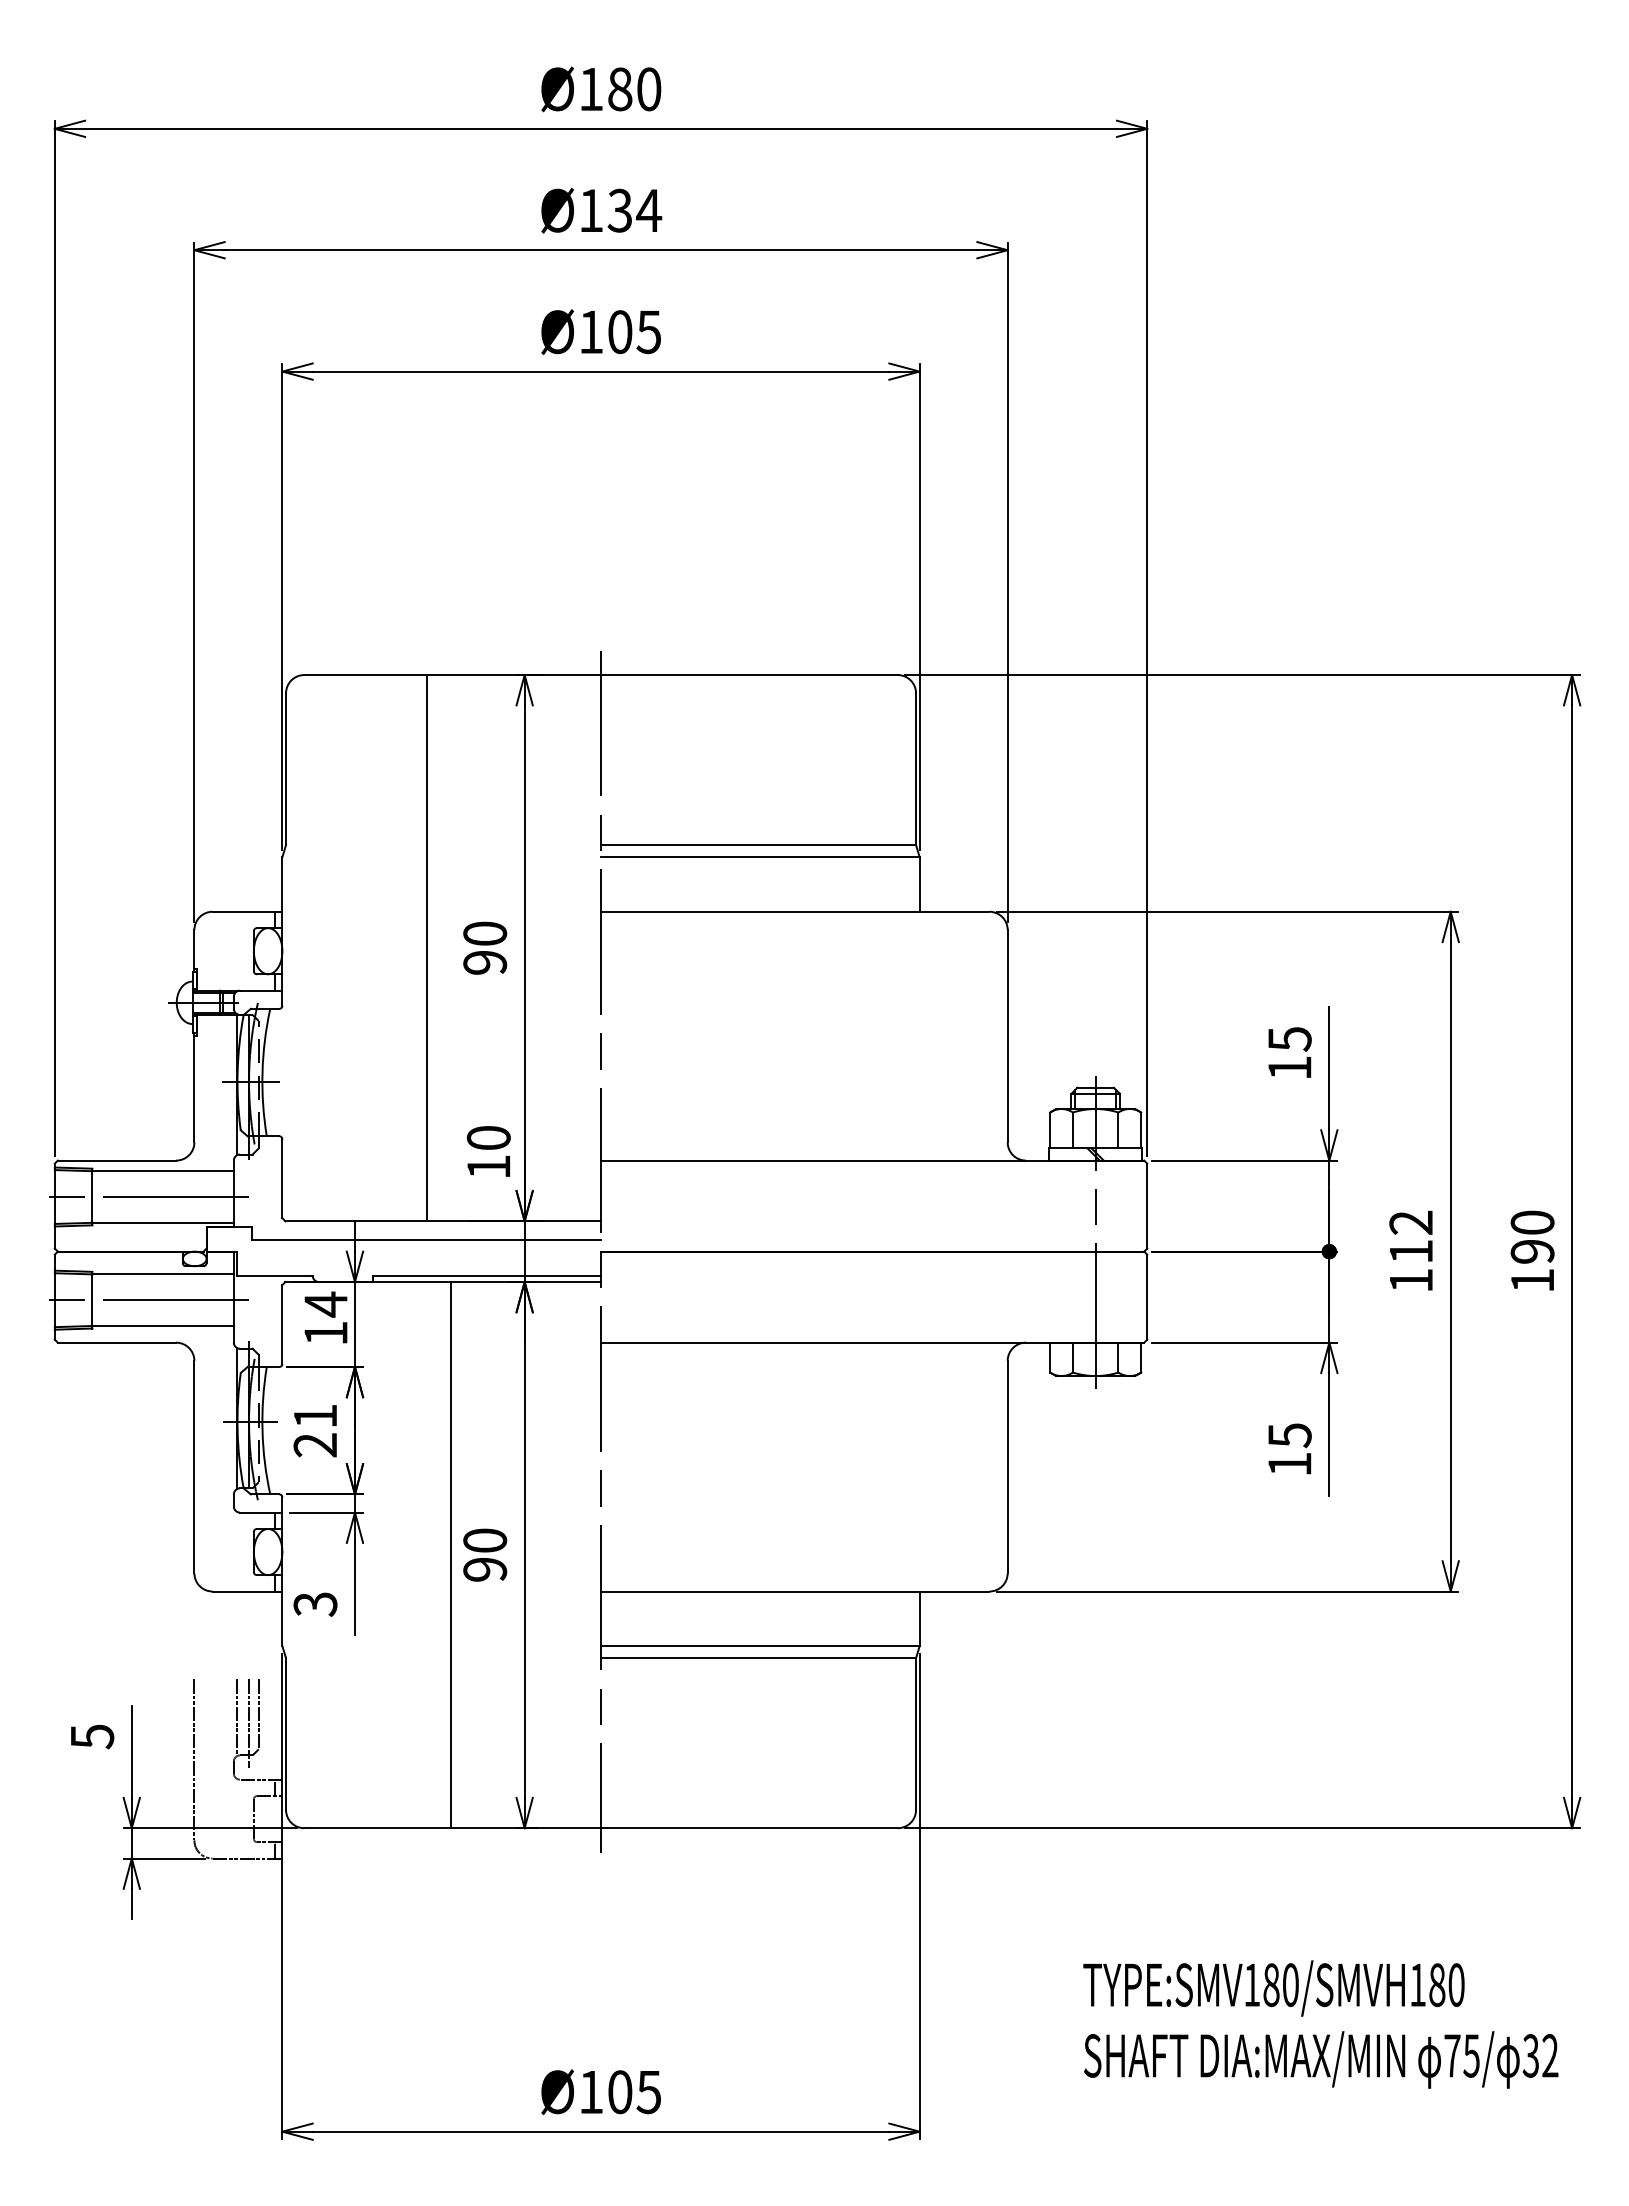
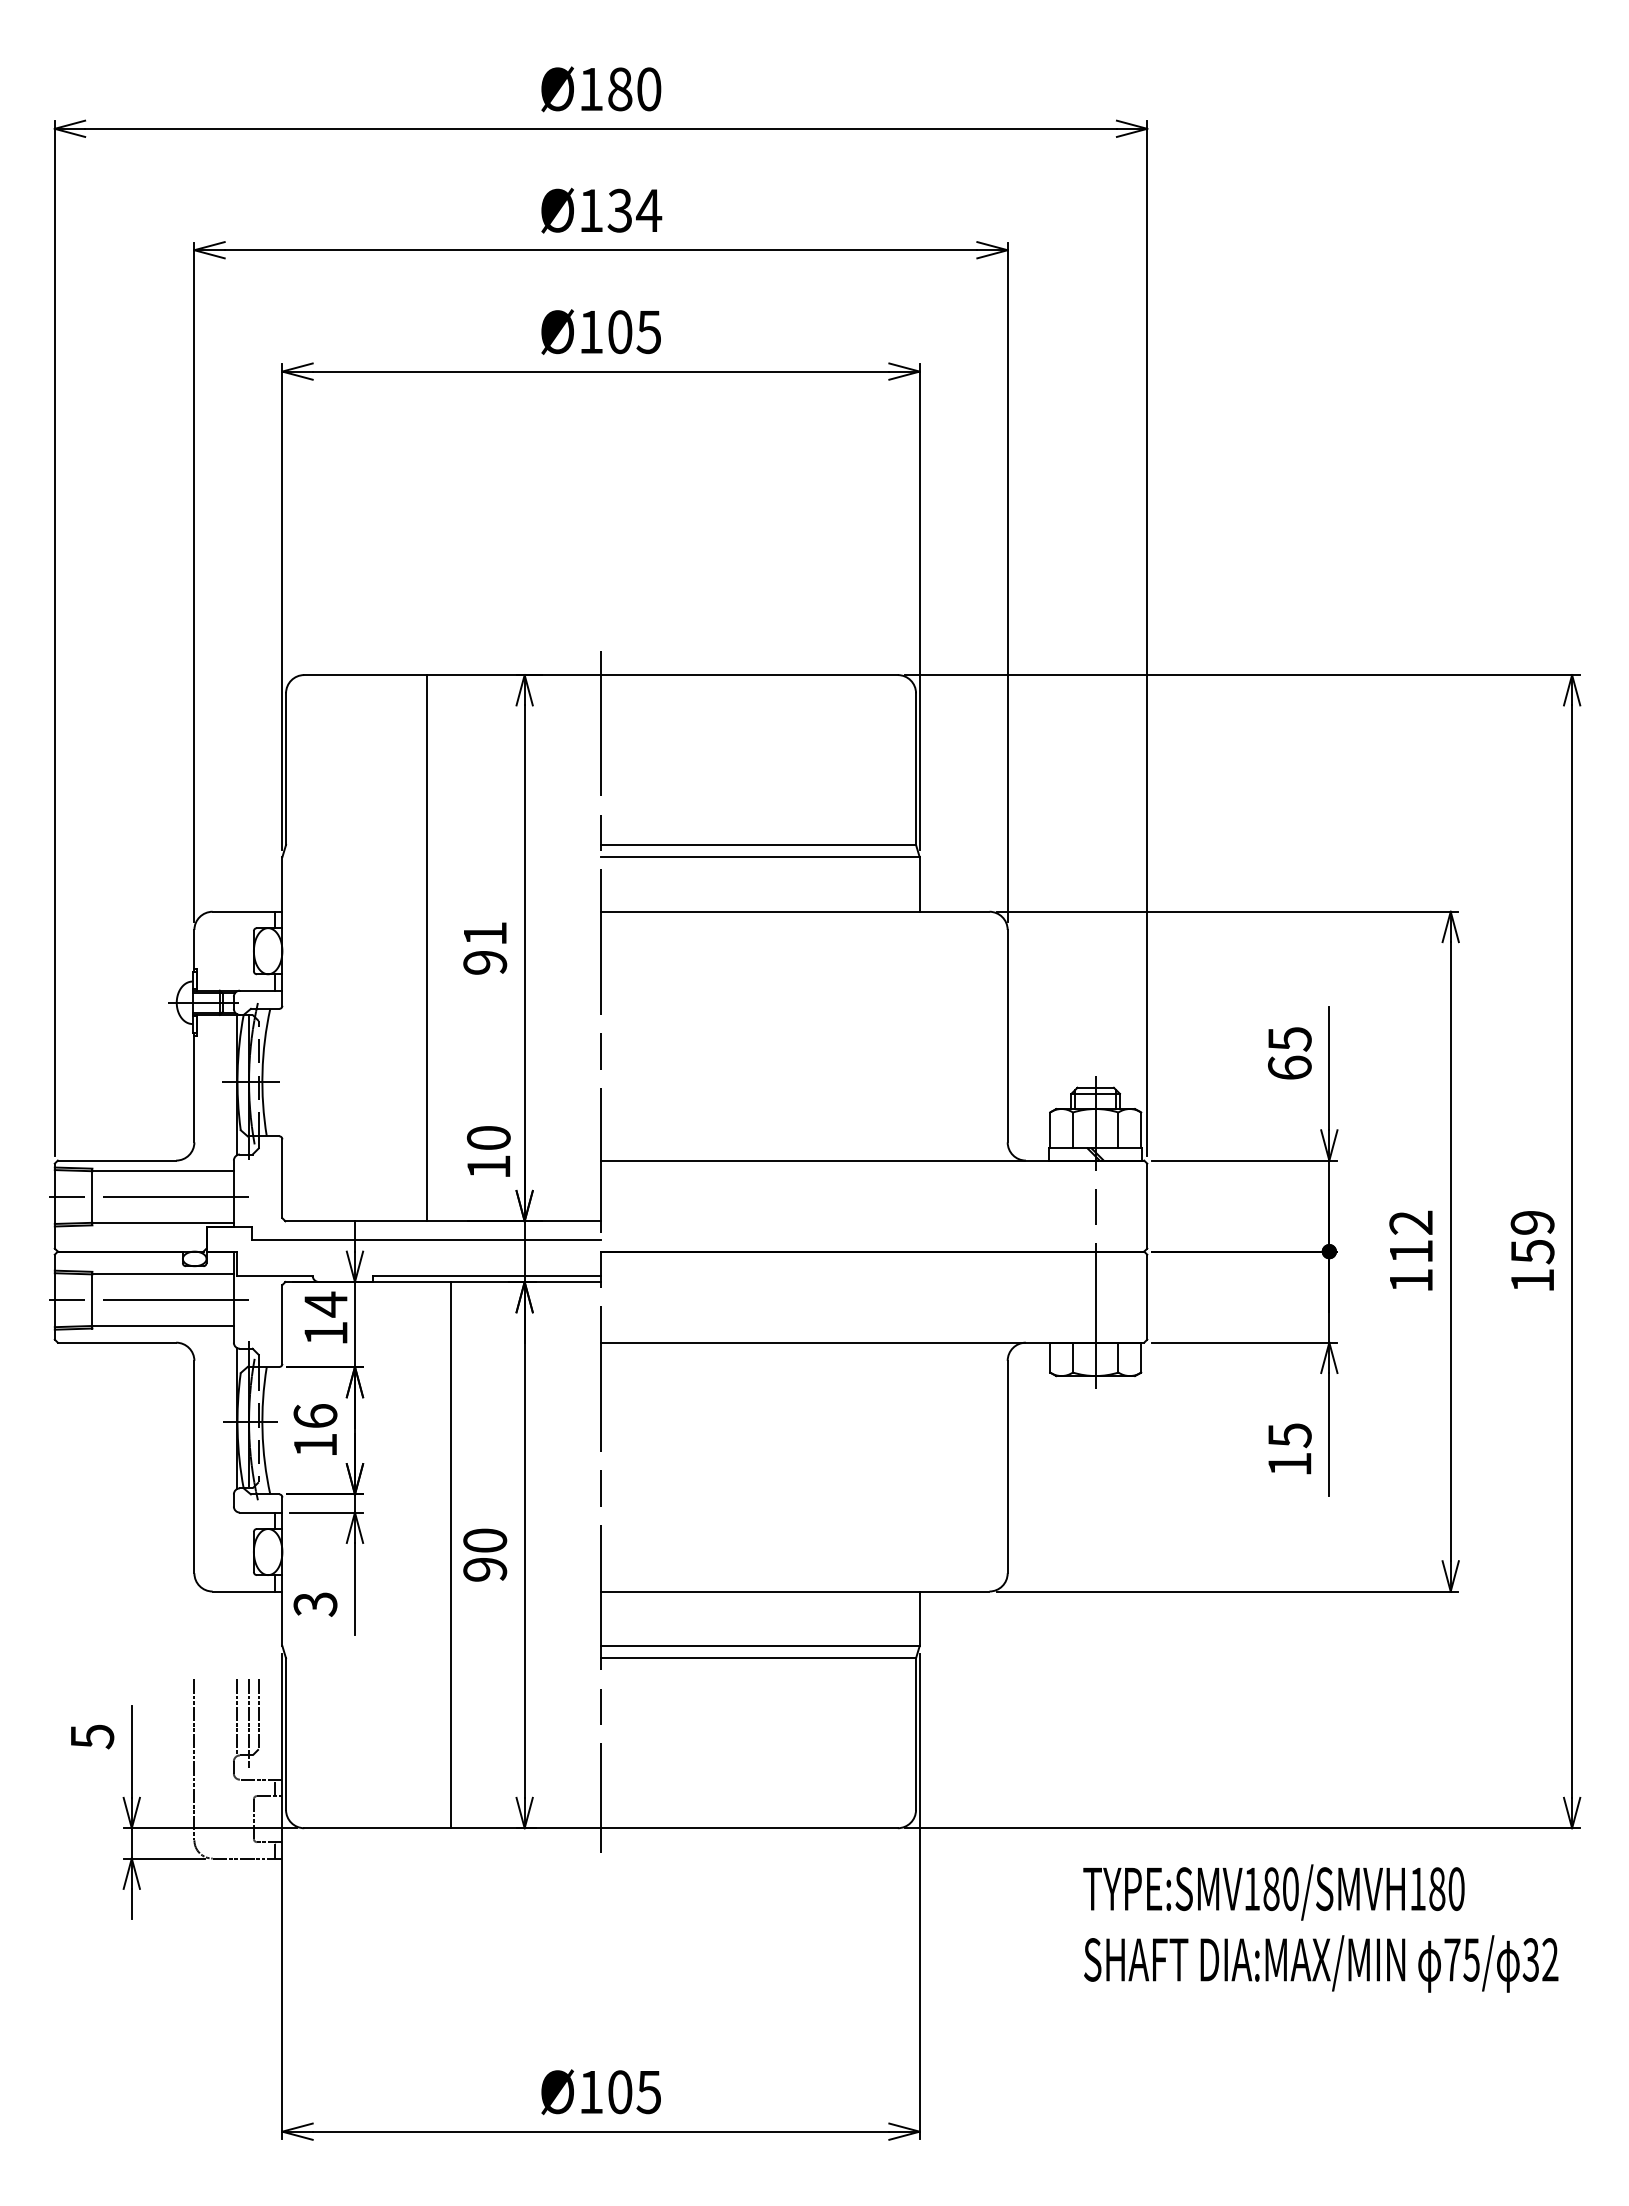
text: 90 -> 91 (485, 933)
text: 15 -> 65 (1289, 1067)
text: 190 -> 159 (1532, 1237)
text: 21 -> 16 (315, 1430)
text position: (1320, 2024) -> (1320, 1928) (1320, 1928)
